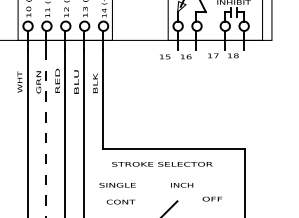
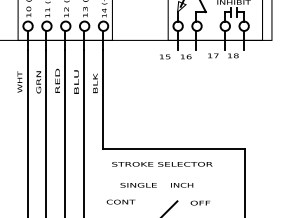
line: dashed -> solid (46, 133)
text position: (117, 185) -> (138, 185) (138, 185)
text position: (211, 198) -> (199, 202) (199, 202)
